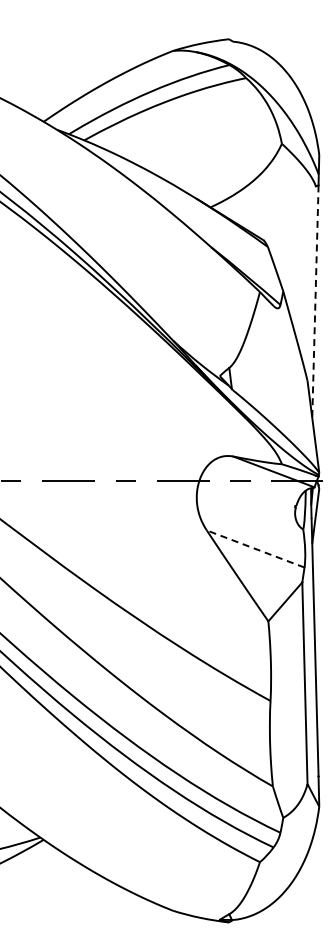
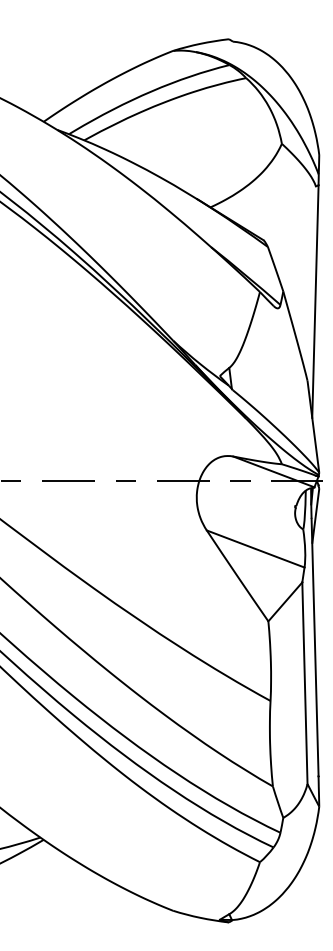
line: dashed -> solid (315, 302)
line: dashed -> solid (255, 548)
